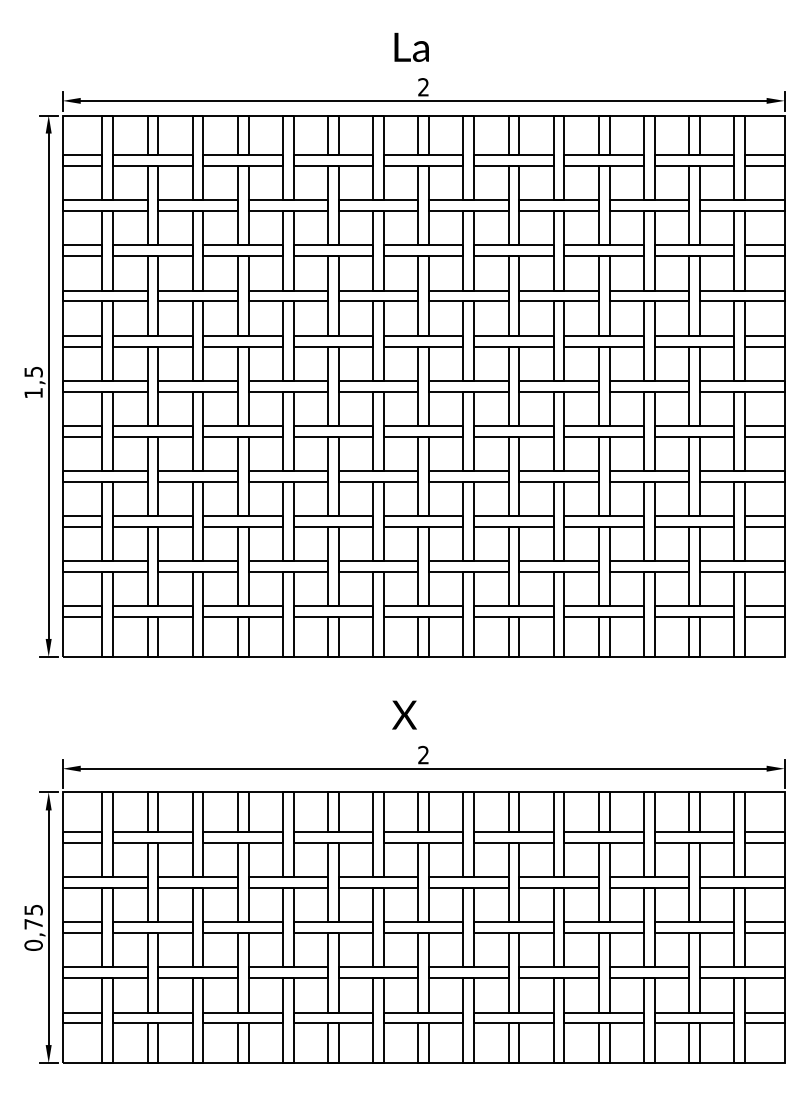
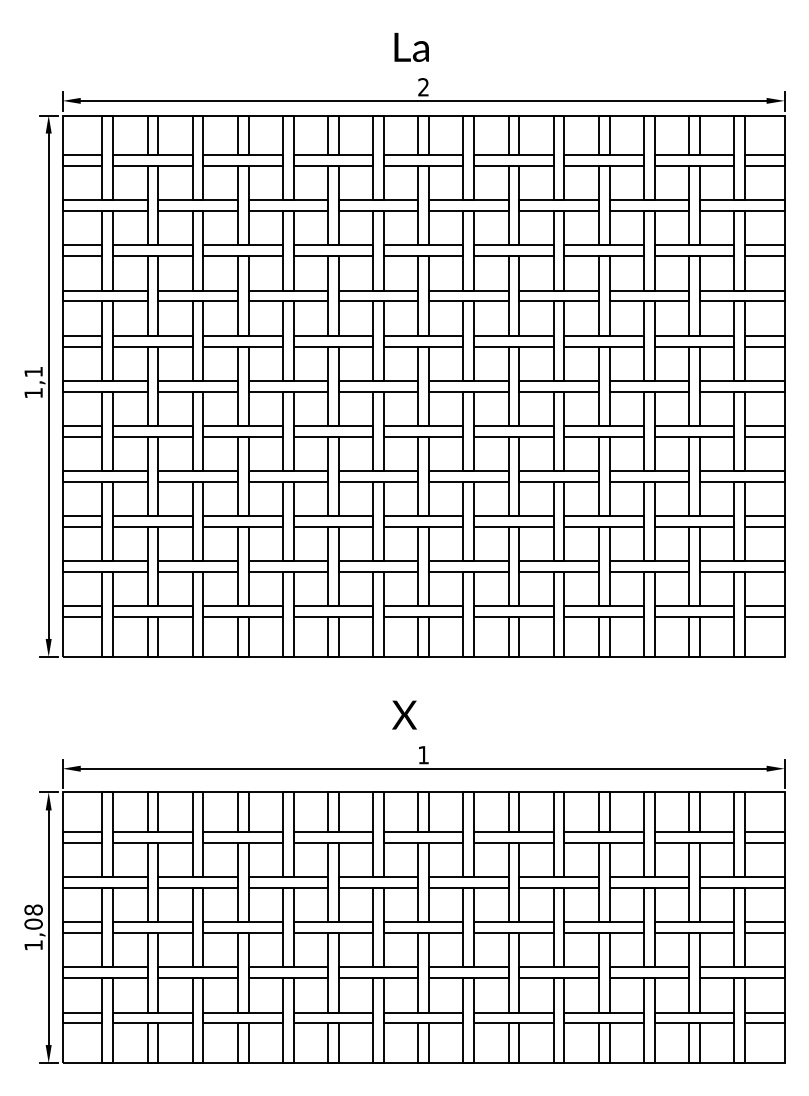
text: 1,5 -> 1,1 (33, 371)
text: 2 -> 1 (423, 754)
text: 0,75 -> 1,08 (33, 927)
